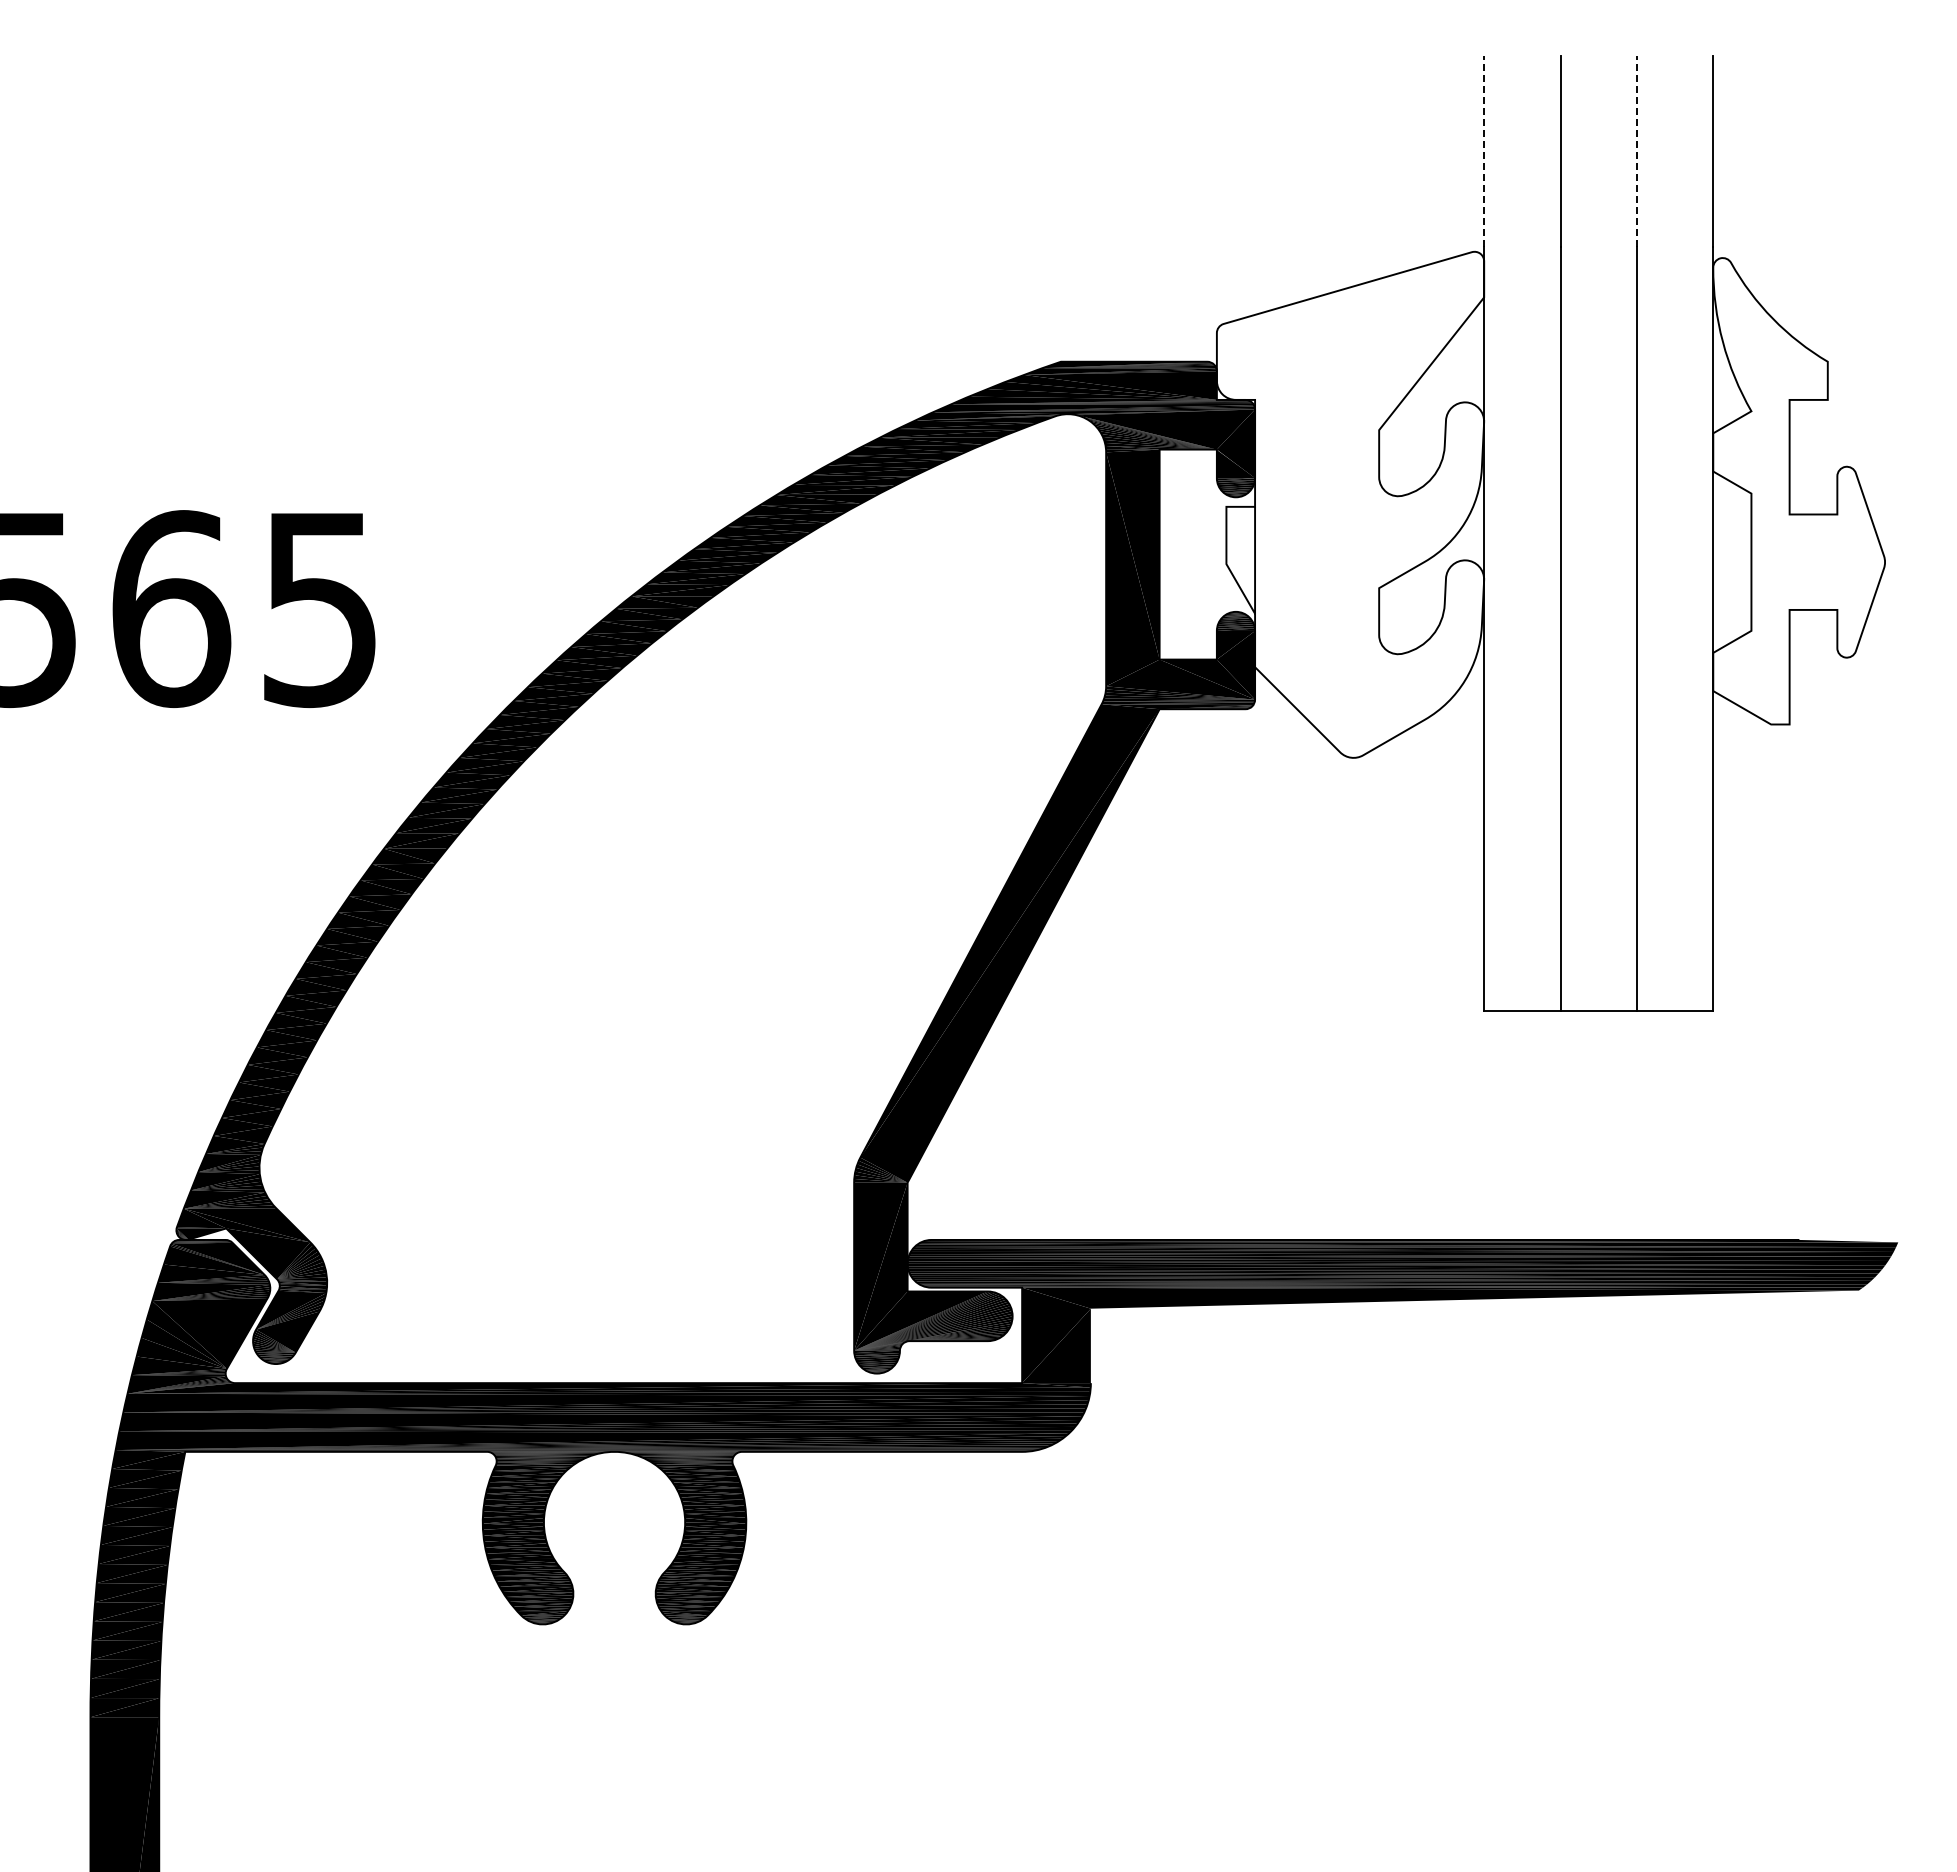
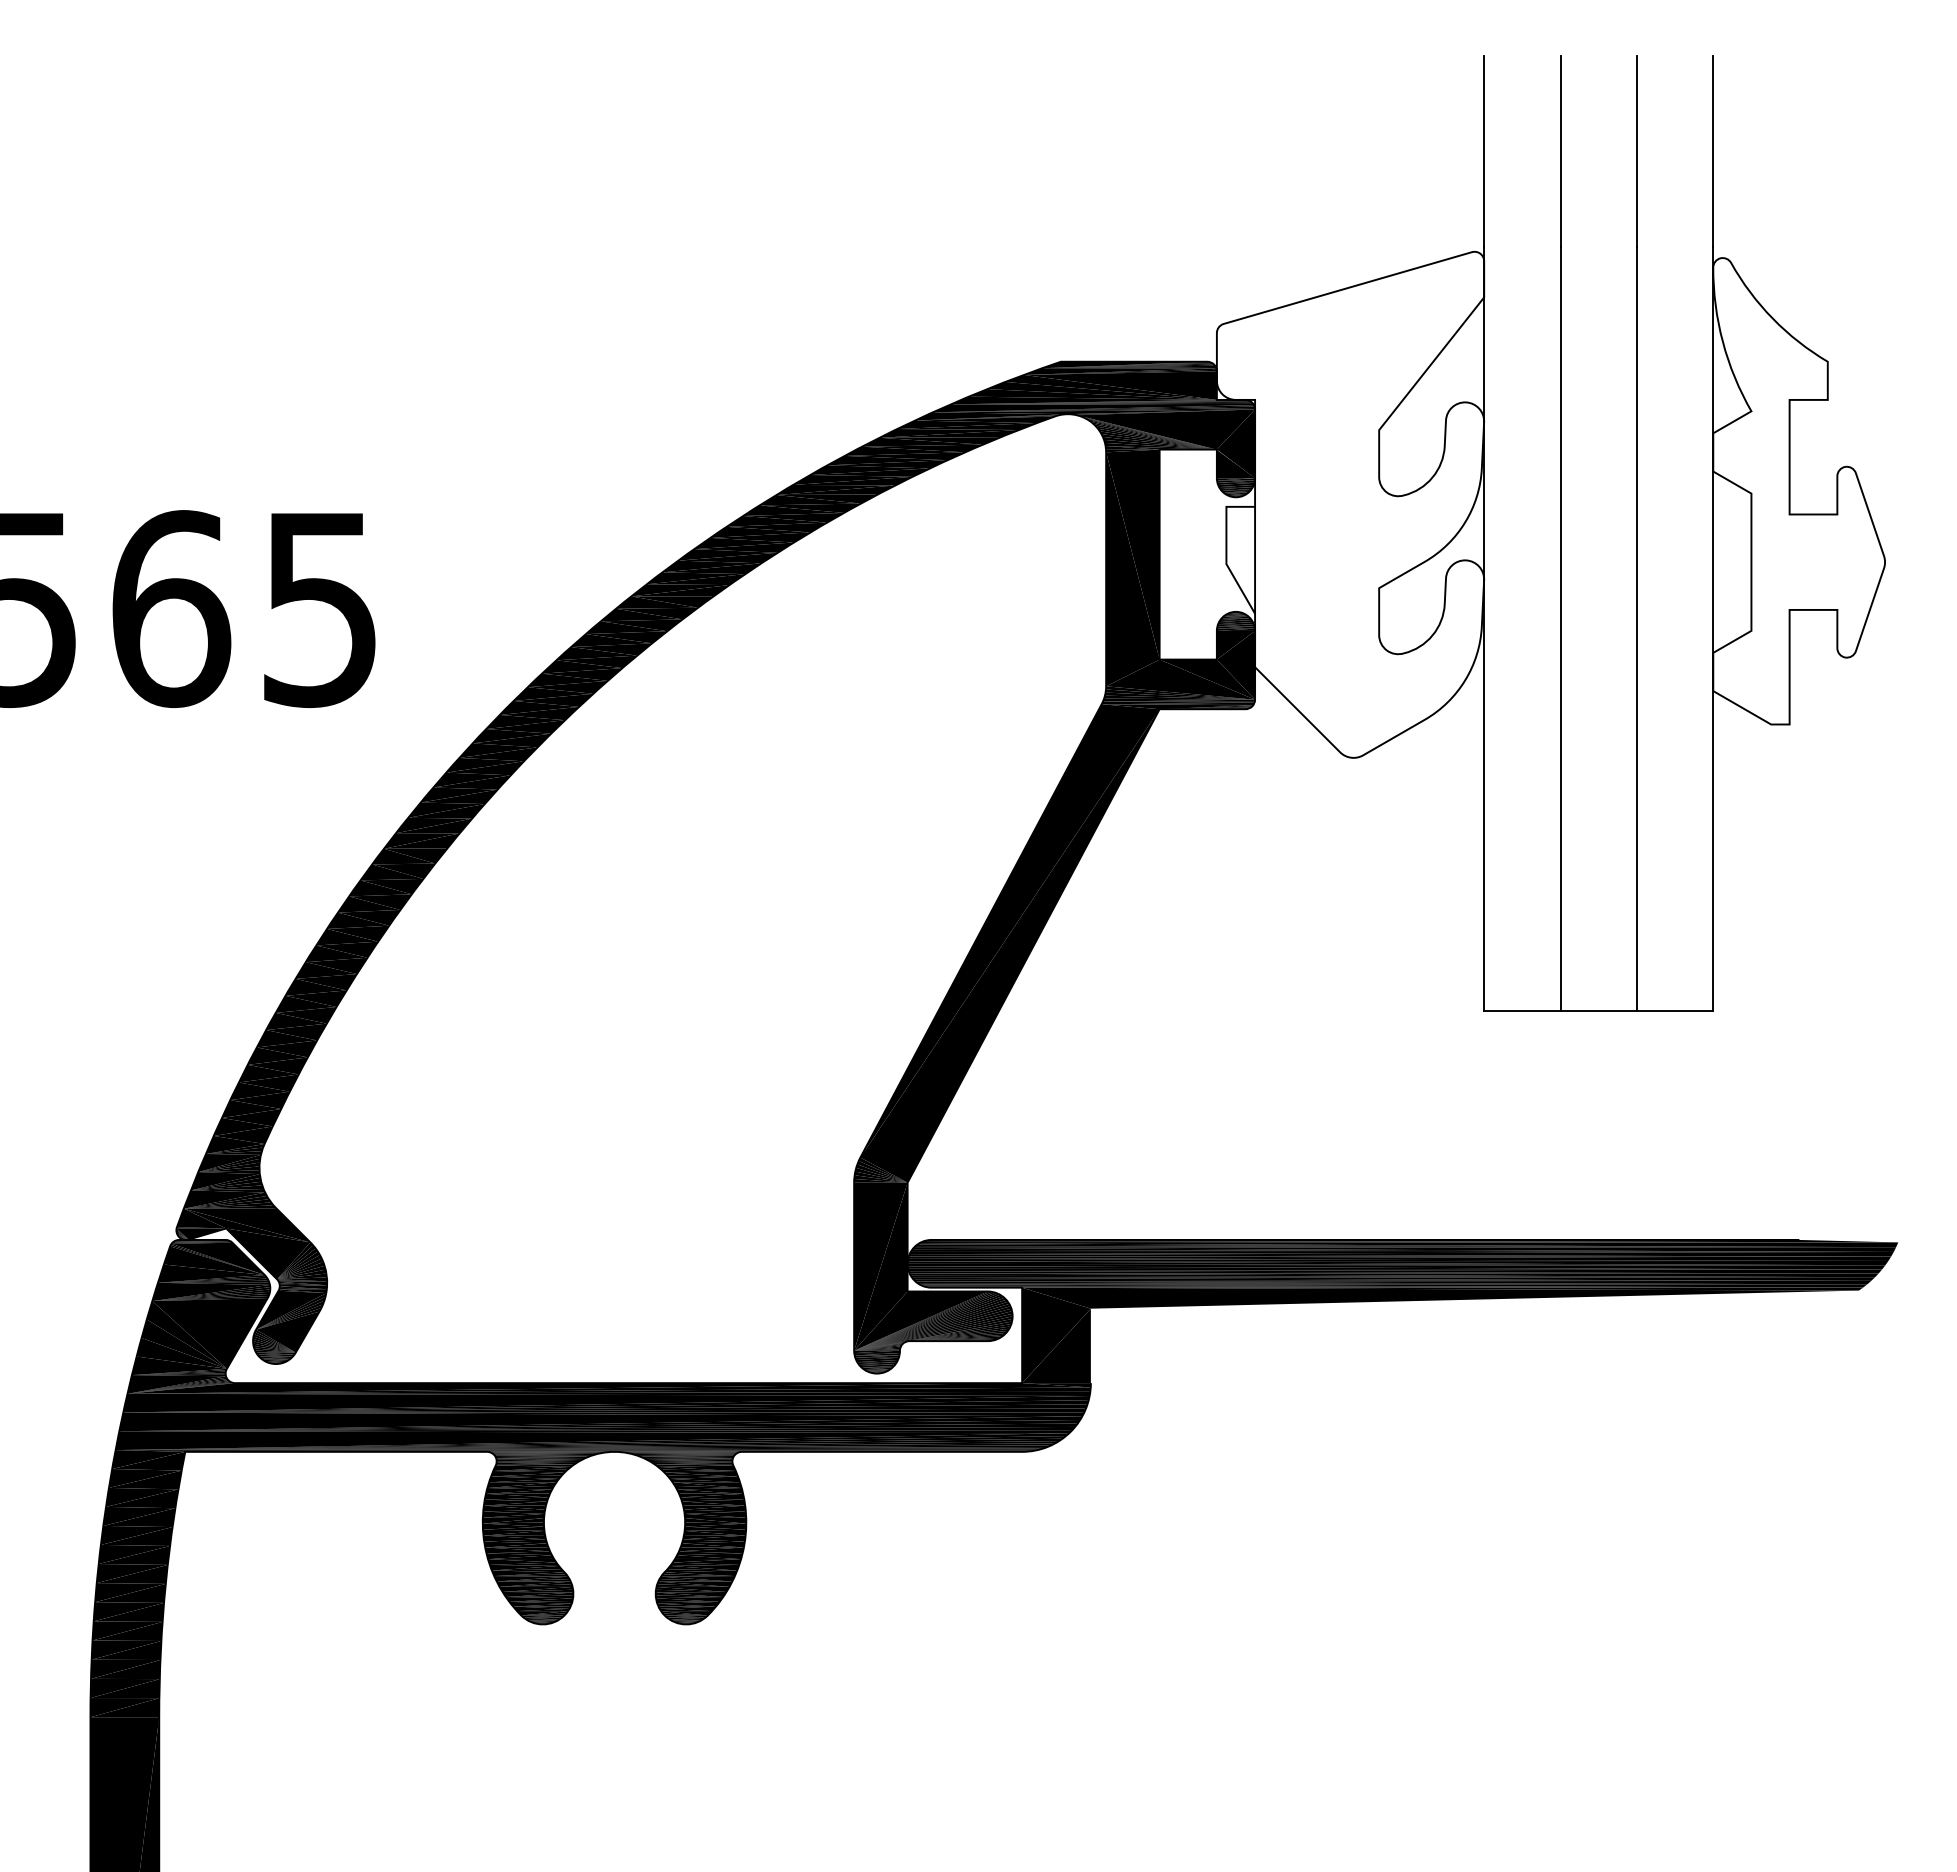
line: dashed -> solid (1484, 151)
line: dashed -> solid (1636, 151)
